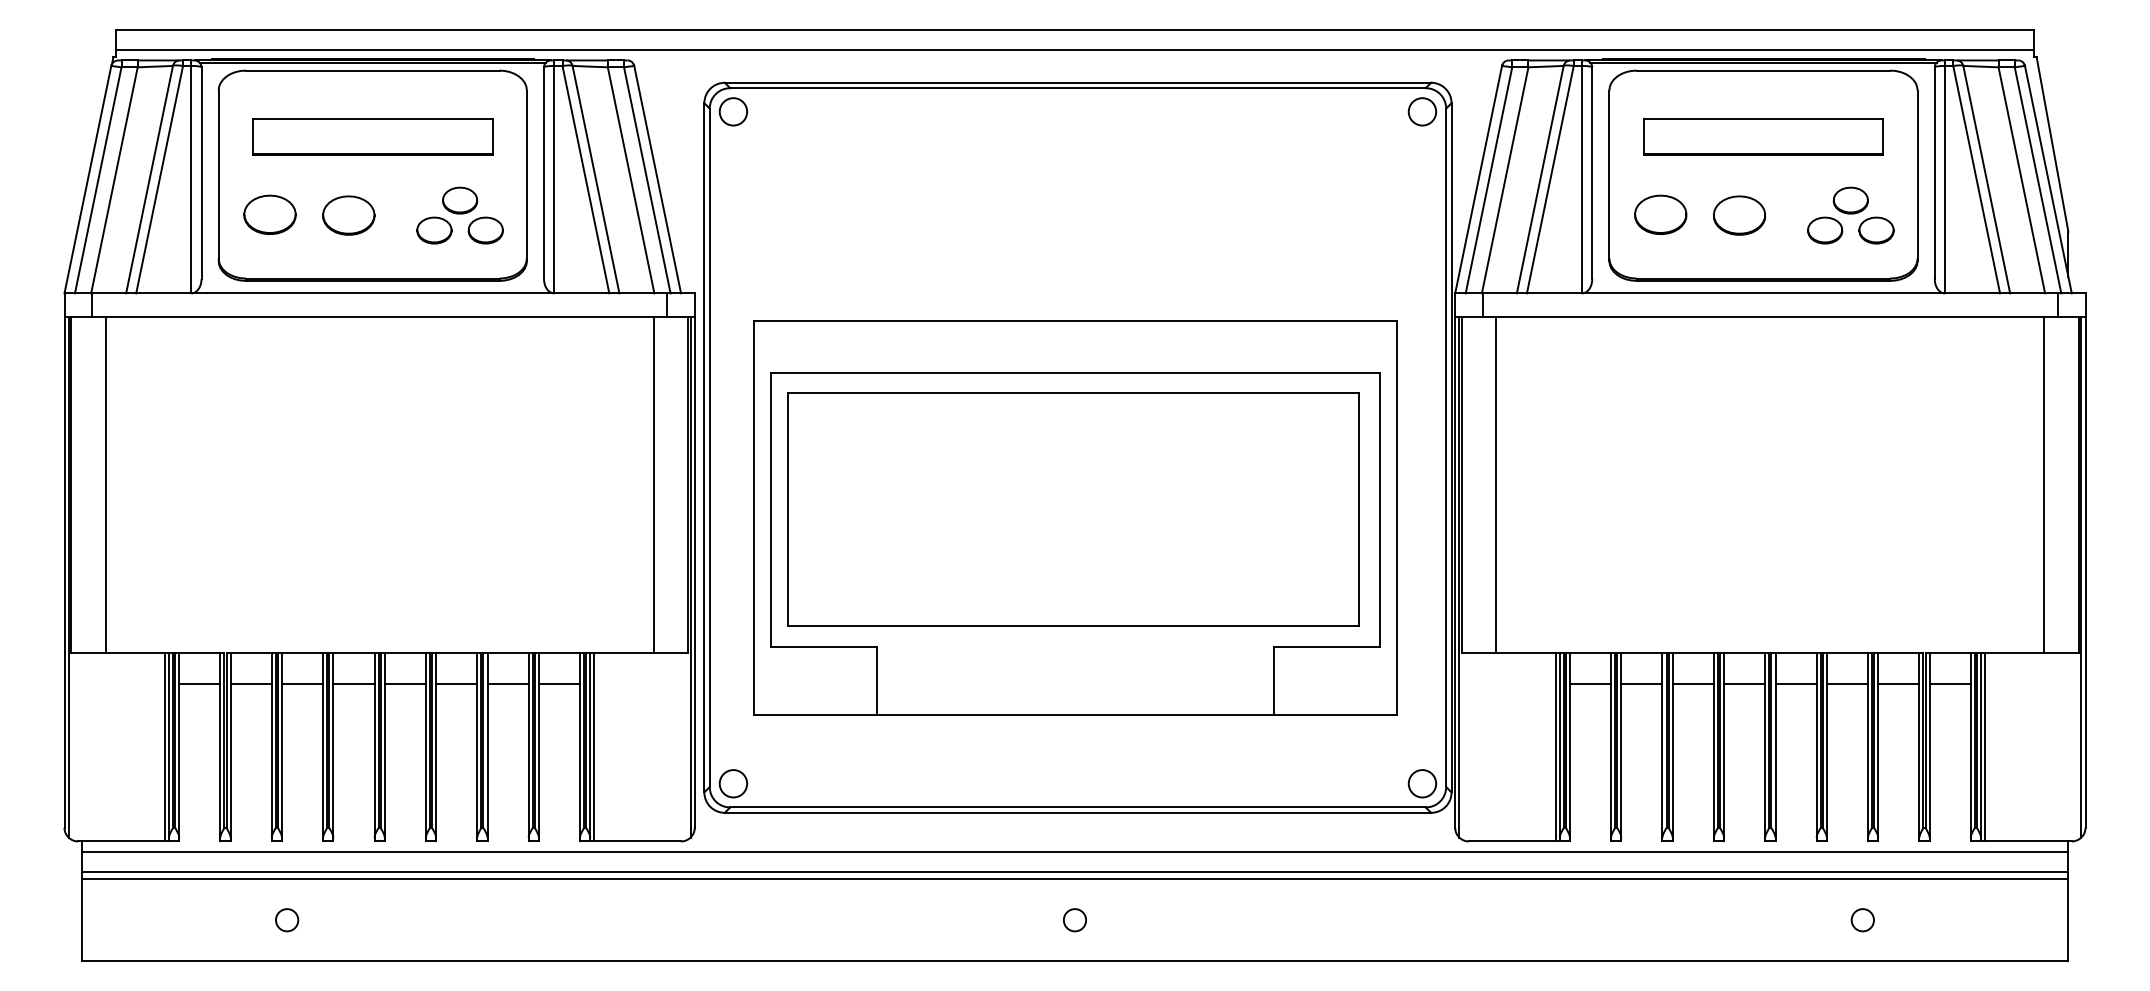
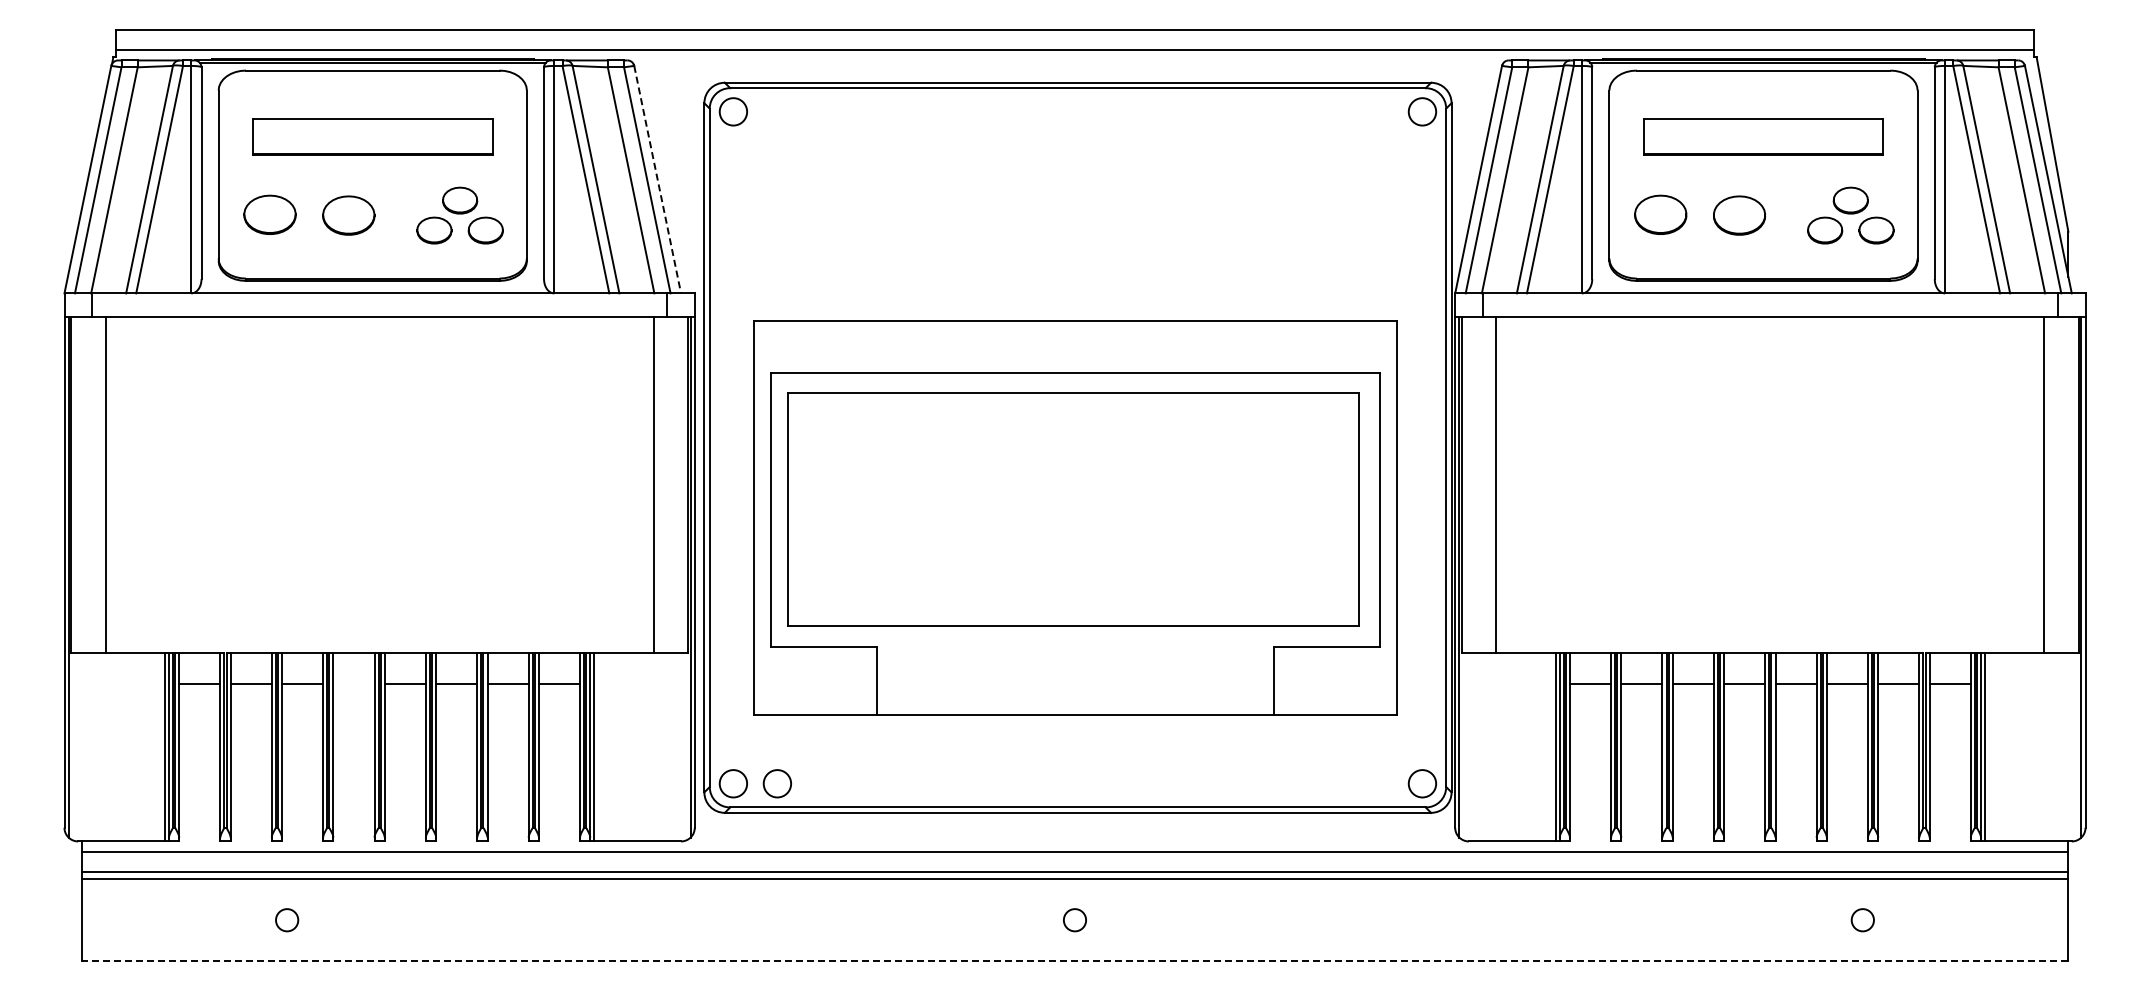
line: solid -> dashed (657, 180)
line: present -> none (353, 683)
circle: none -> present (776, 783)
line: solid -> dashed (1074, 961)
